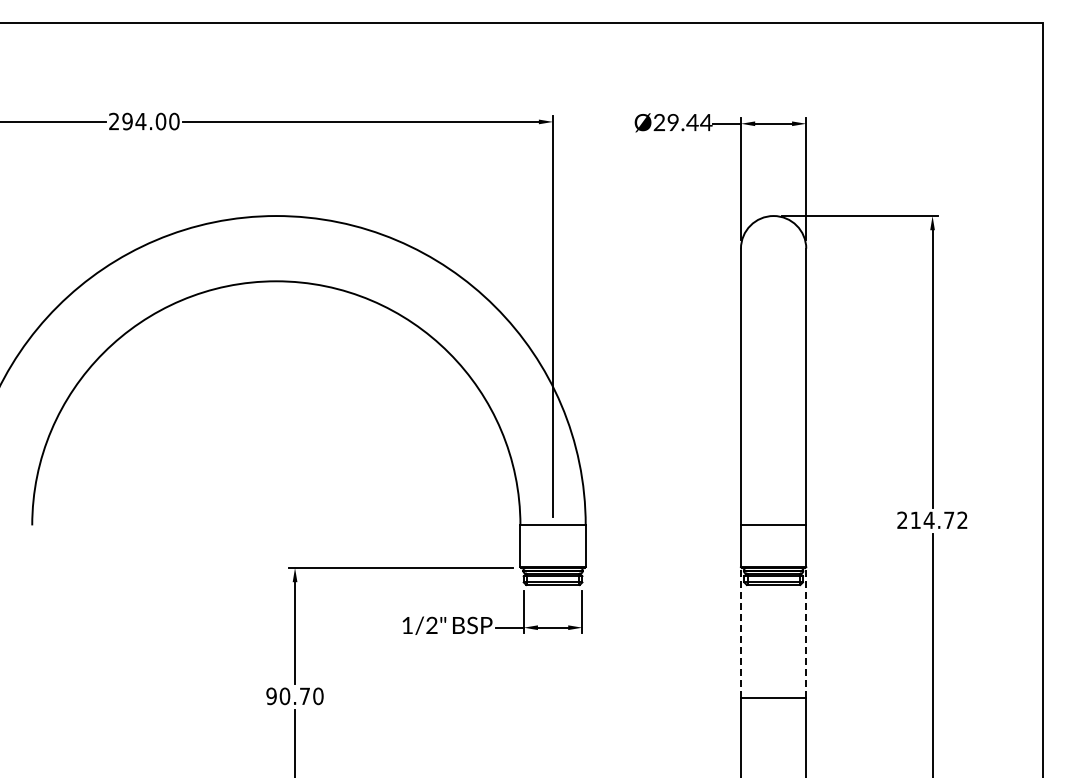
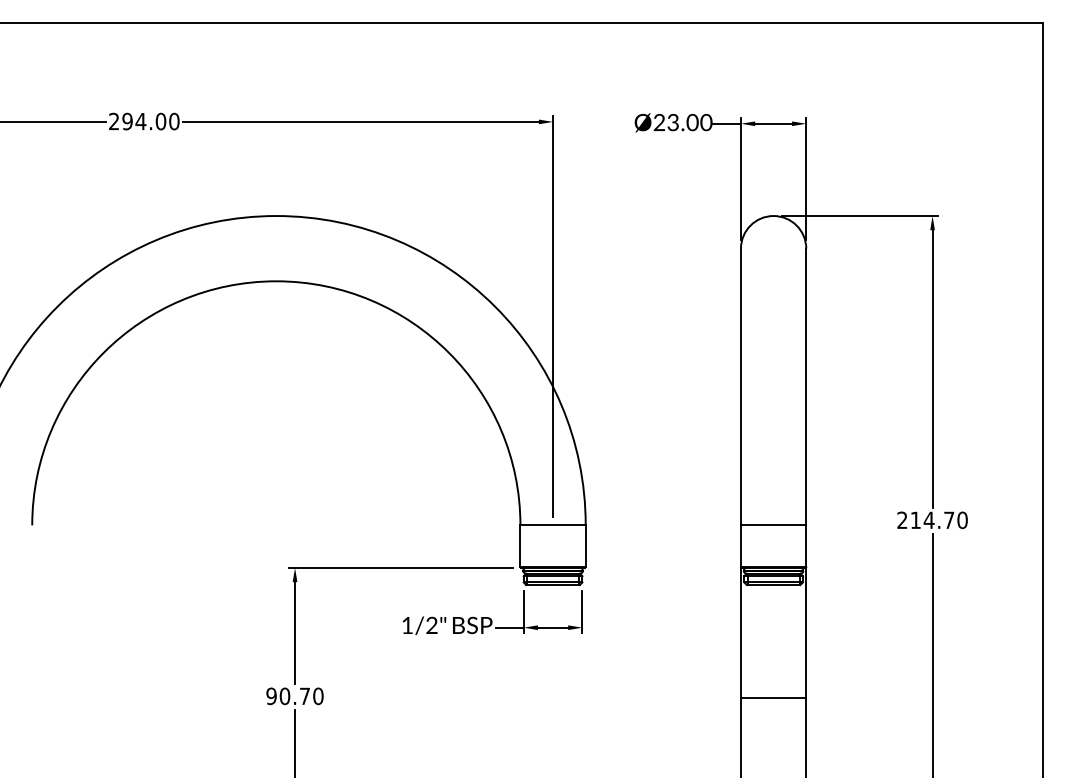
text: Ø29.44 -> Ø23.00 (689, 122)
text: 214.72 -> 214.70 (962, 520)
line: dashed -> solid (740, 631)
line: dashed -> solid (806, 631)
